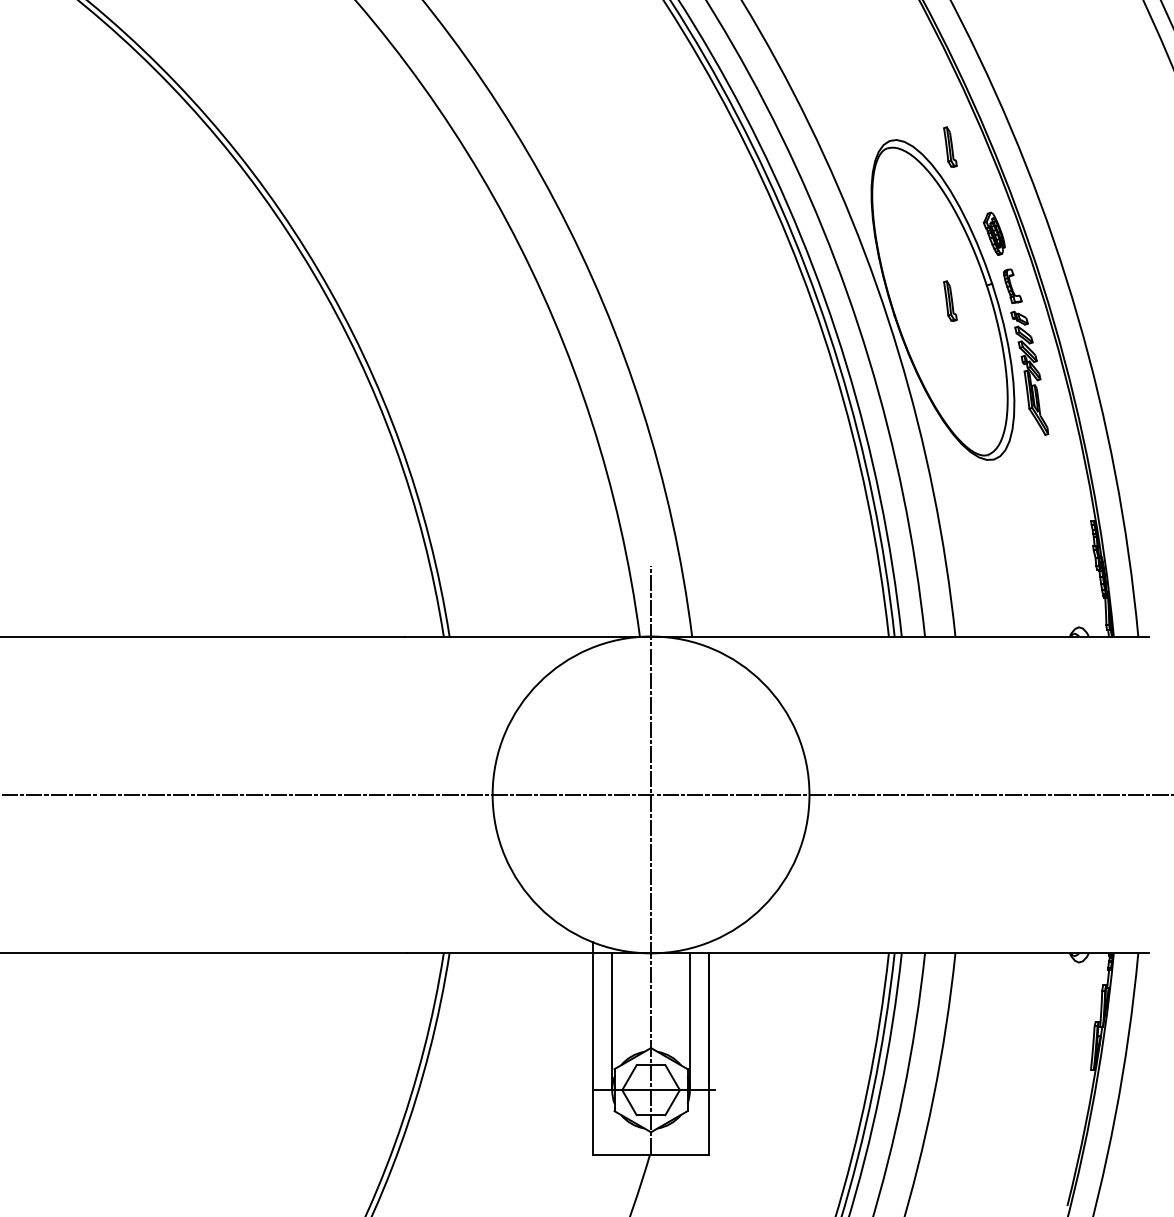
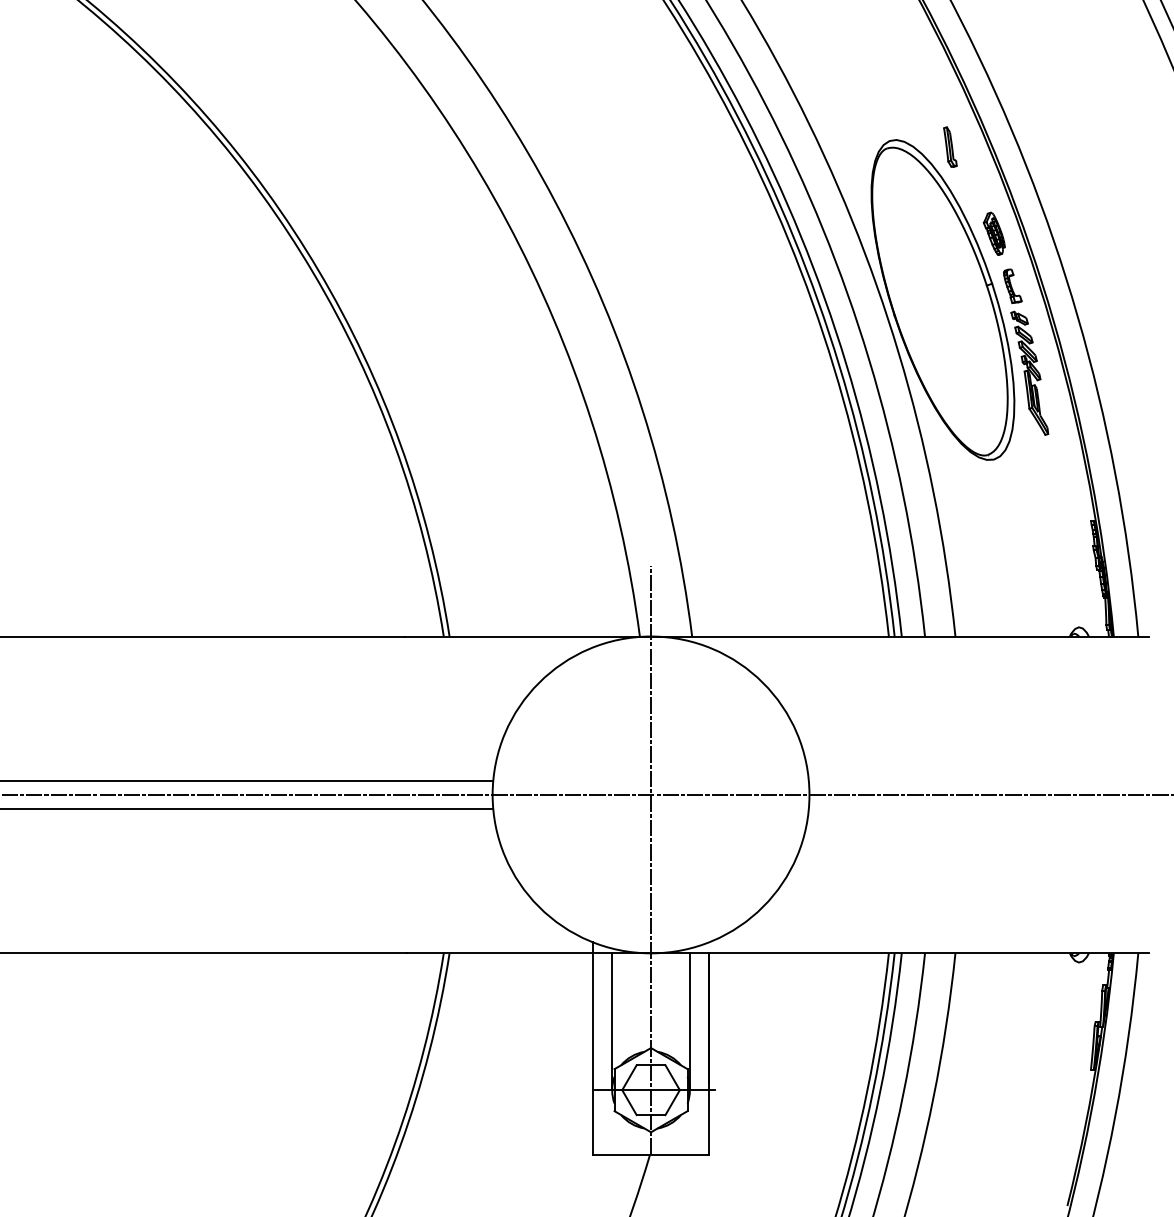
part: present -> none (950, 300)
line: none -> present (247, 780)
line: none -> present (247, 809)
